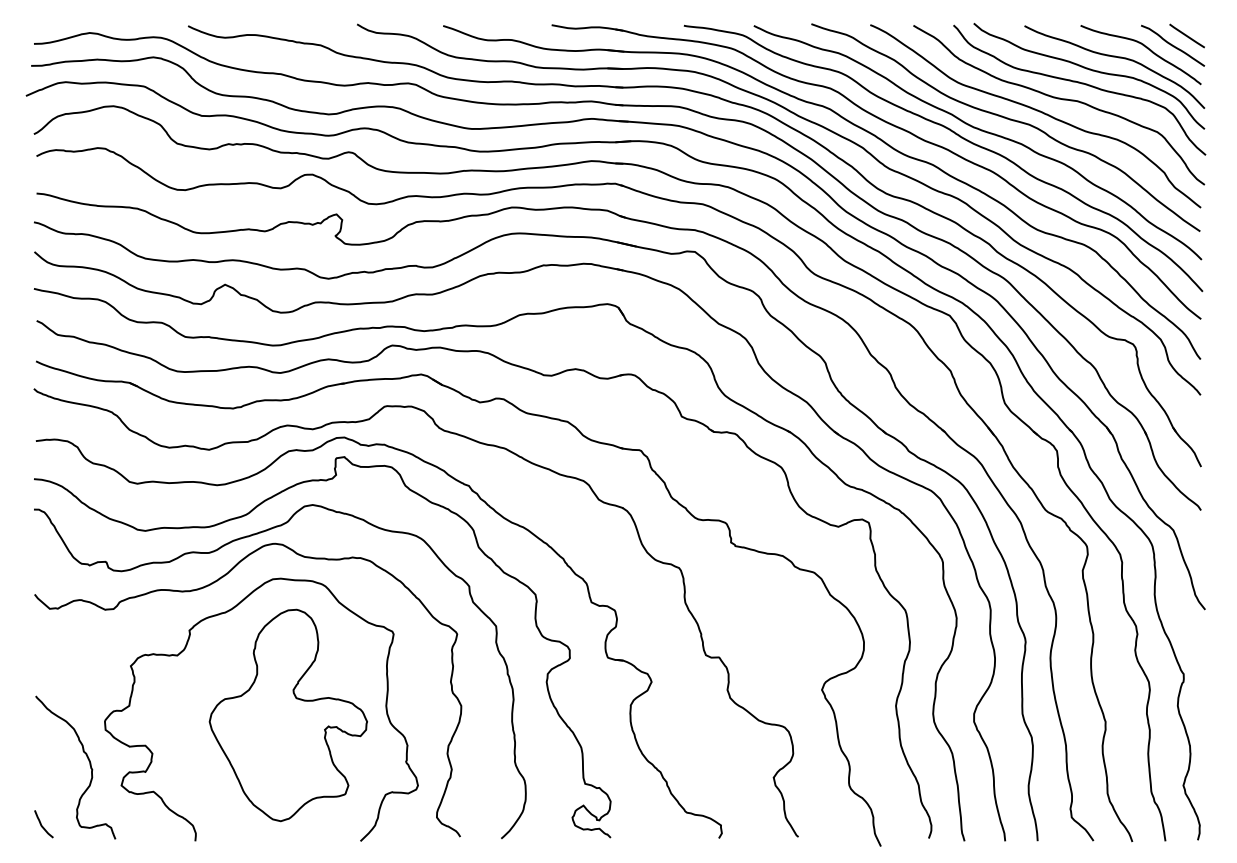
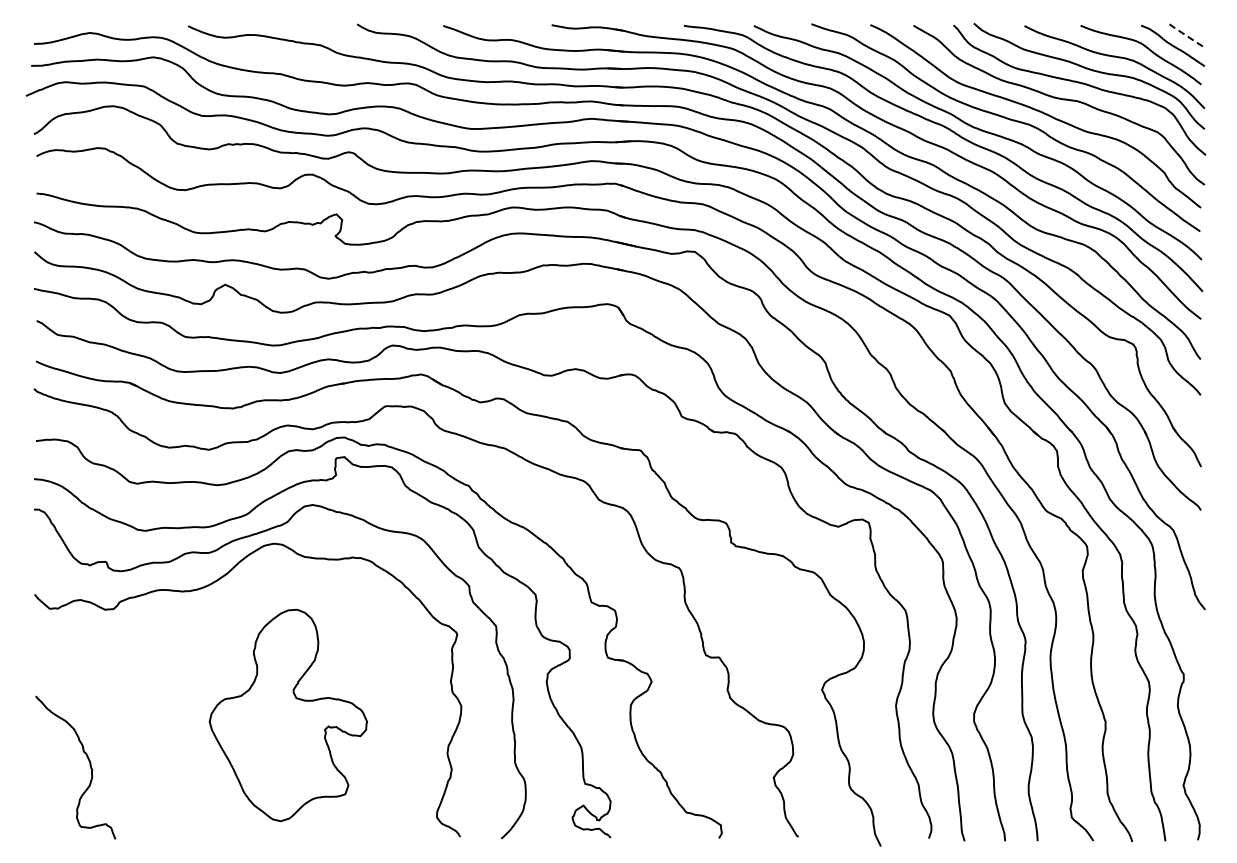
line: solid -> dashed (1187, 36)
curve: present -> none (185, 649)
curve: present -> none (42, 825)
